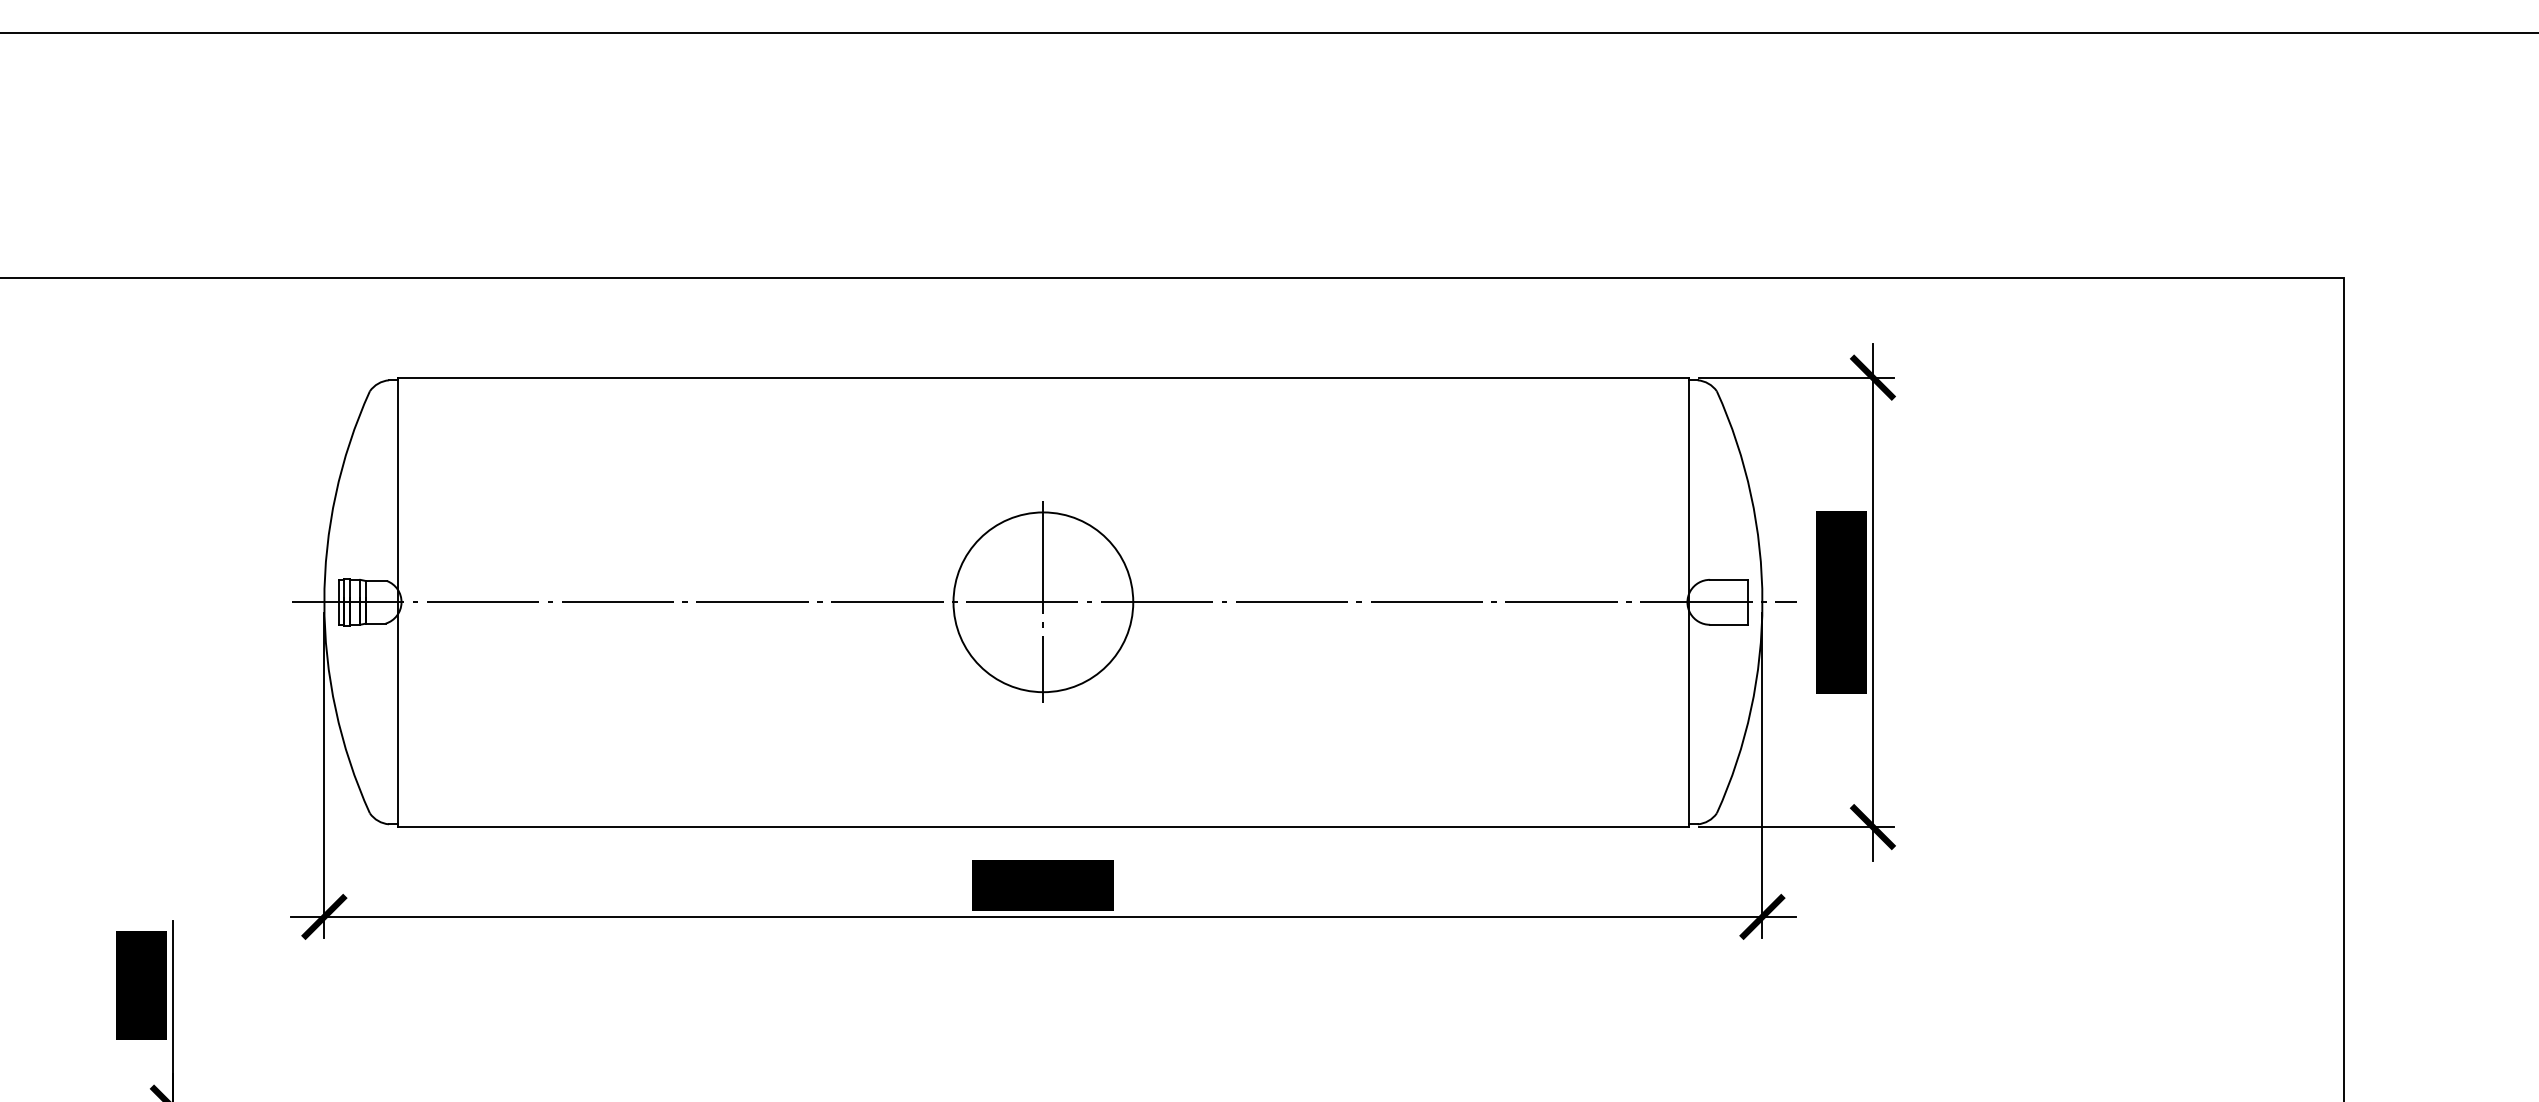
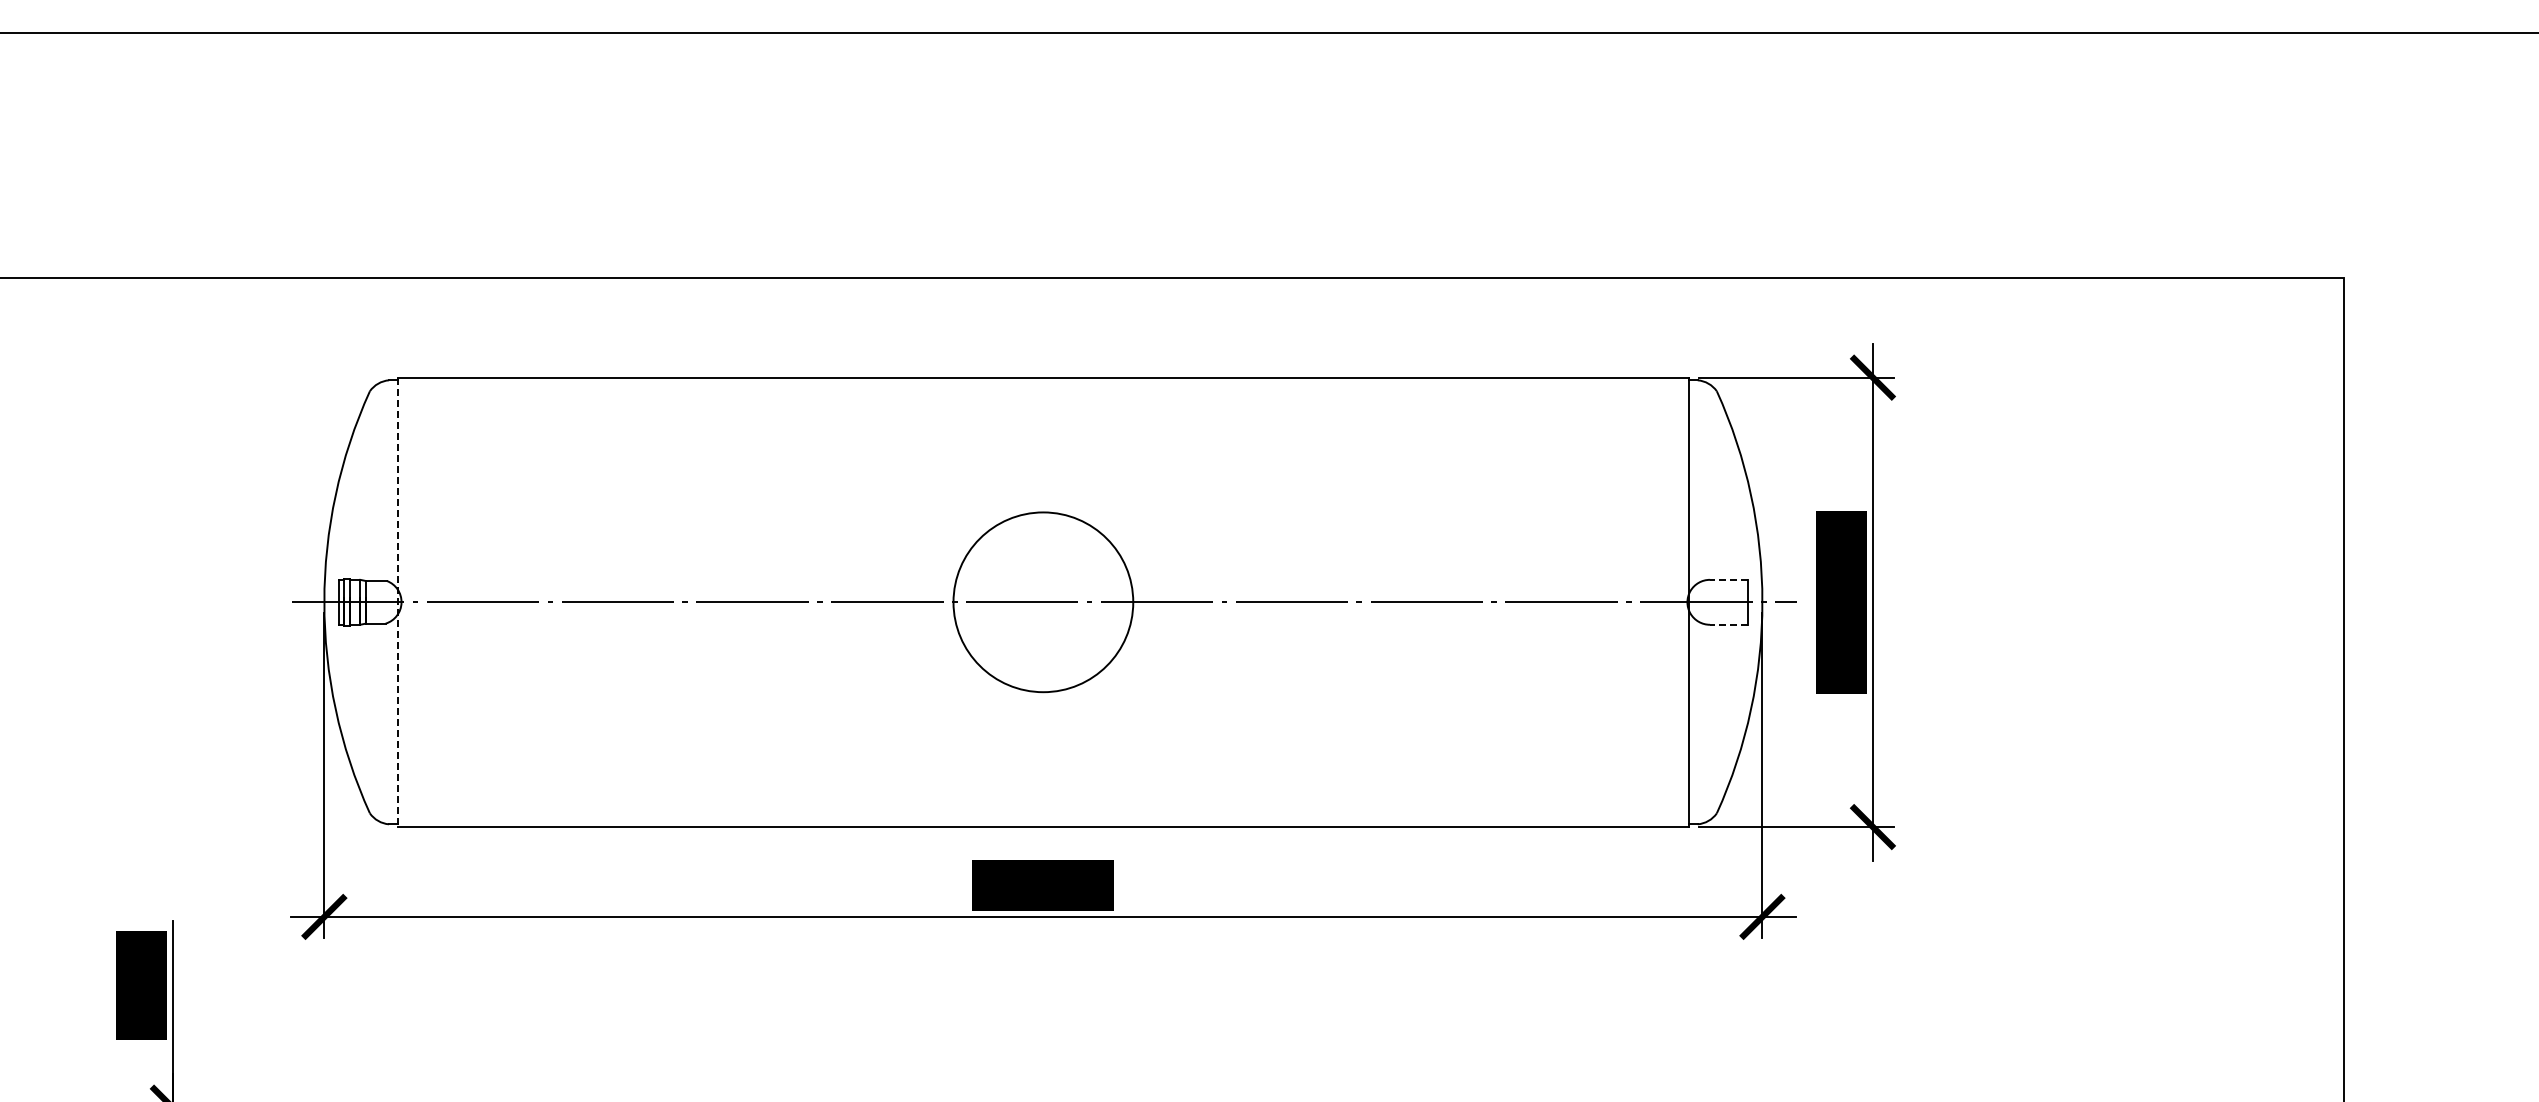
line: solid -> dashed (1728, 579)
line: solid -> dashed (398, 602)
line: present -> none (1043, 602)
line: solid -> dashed (1728, 624)
